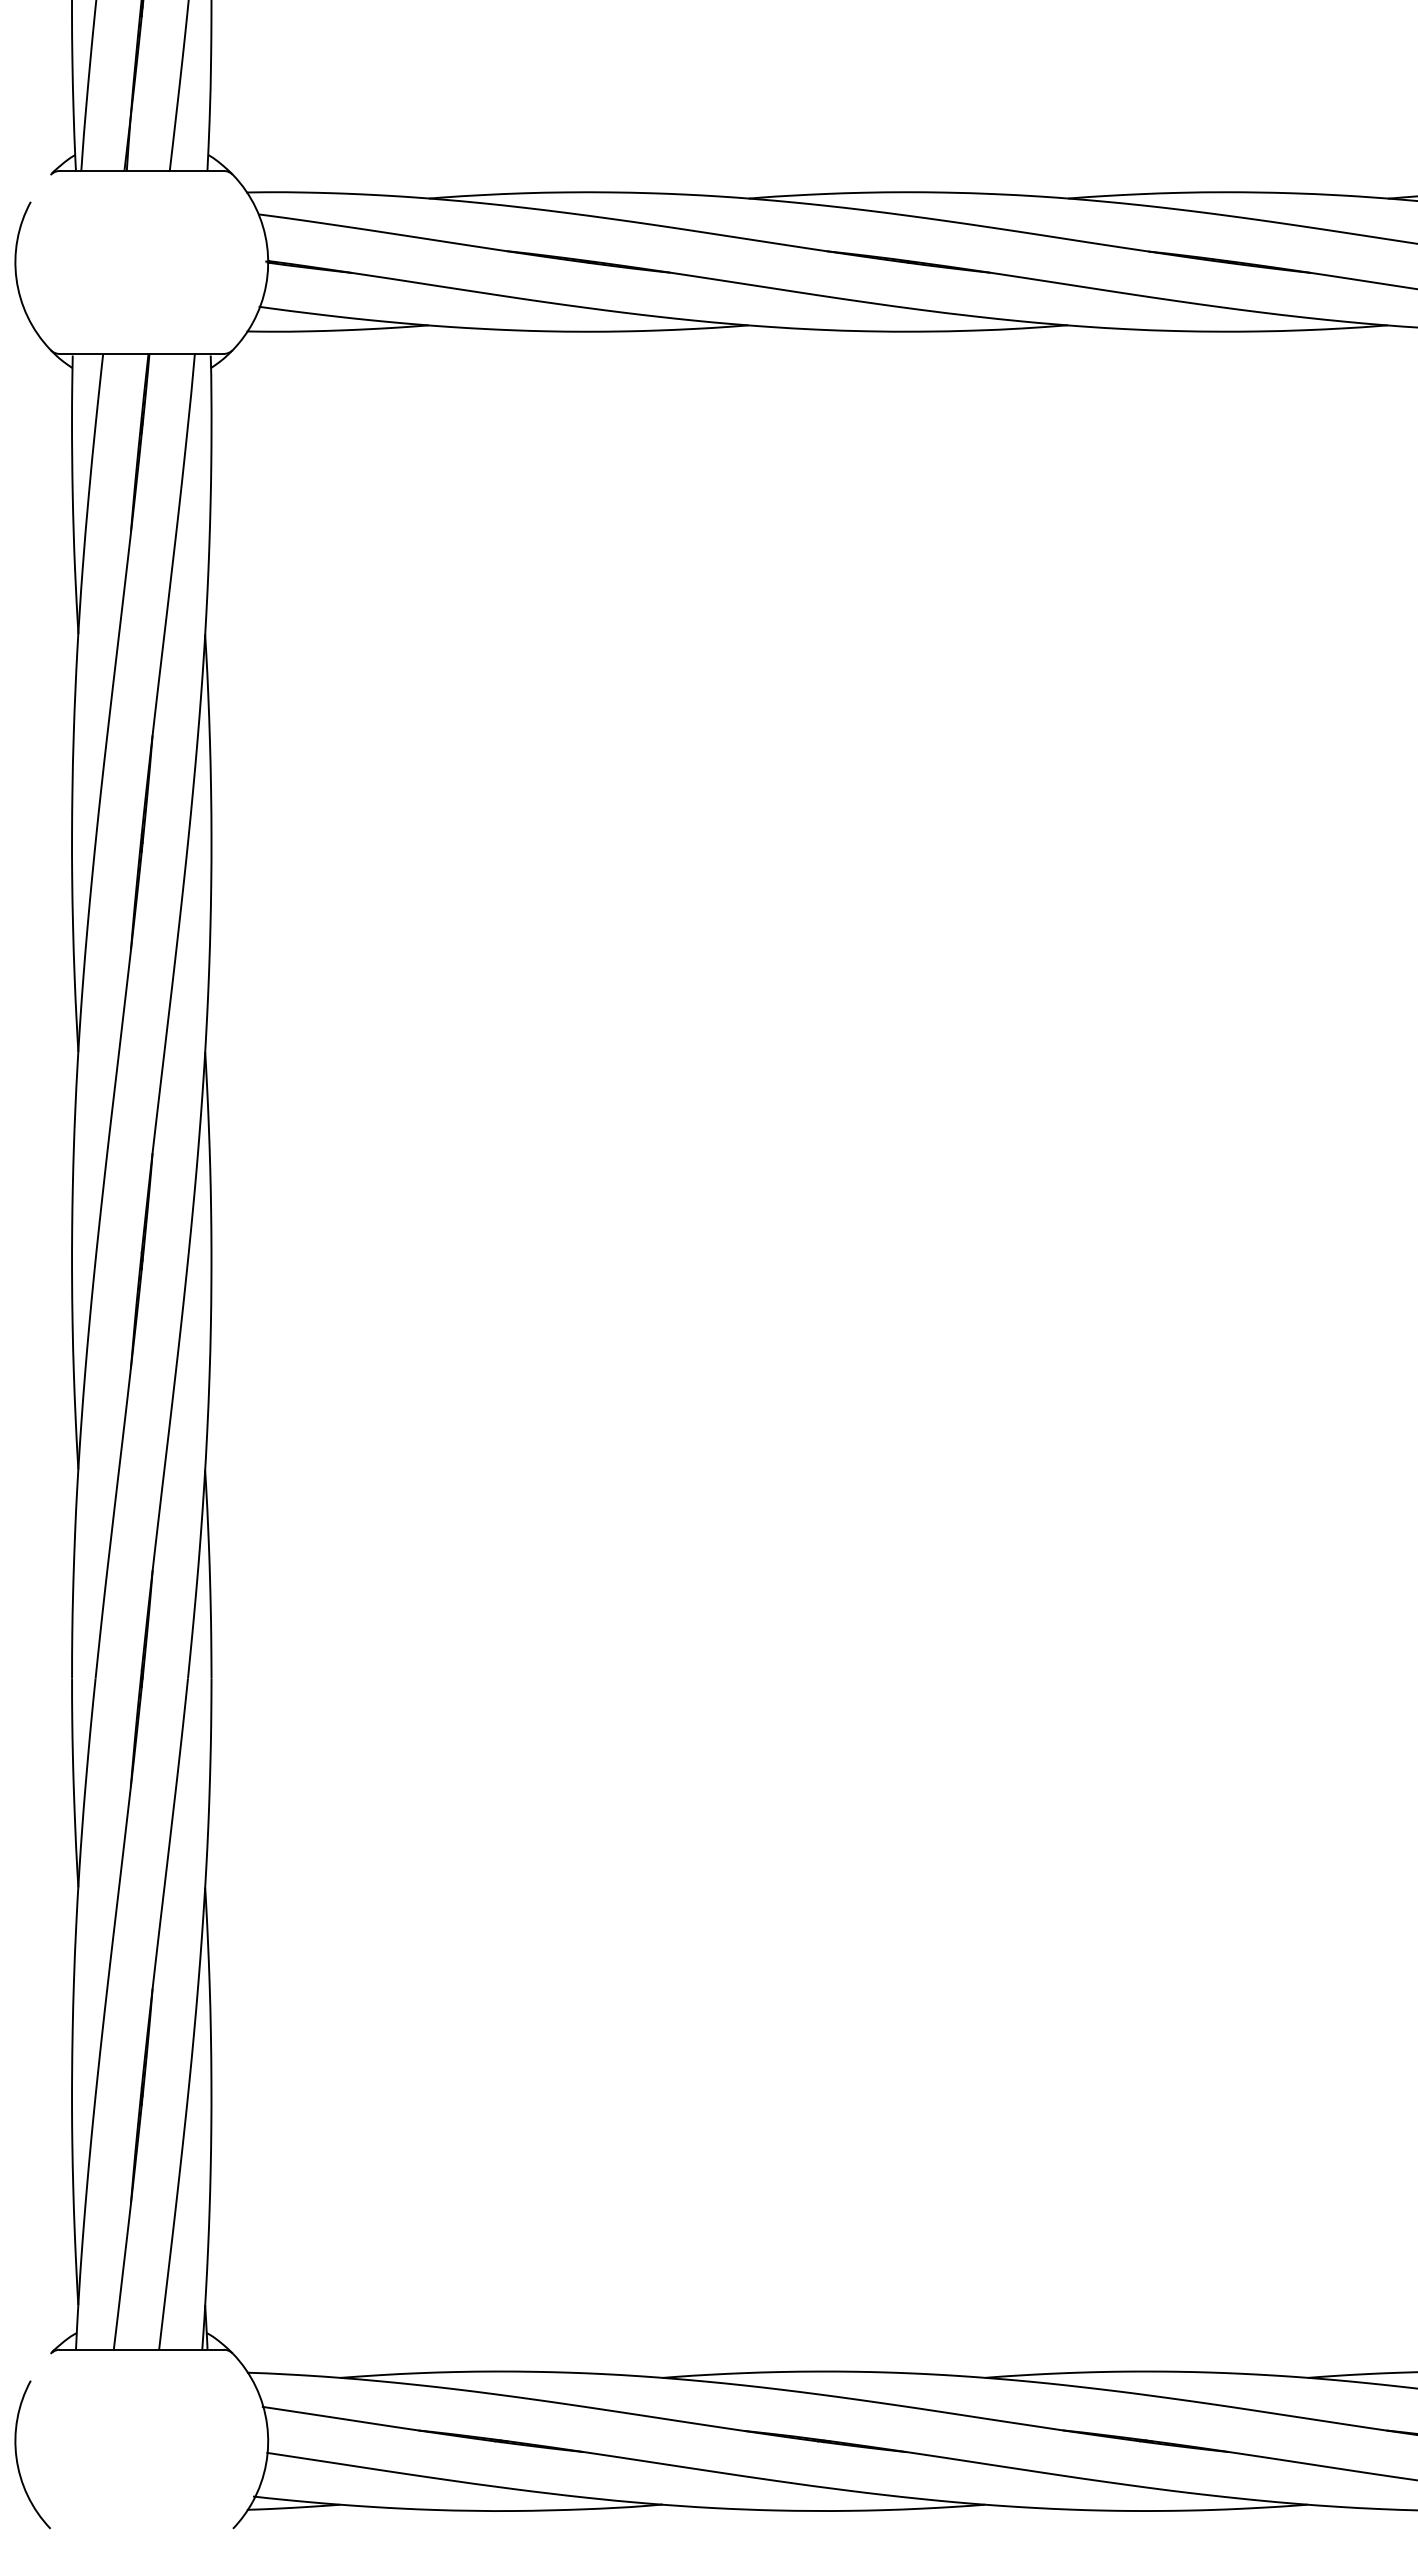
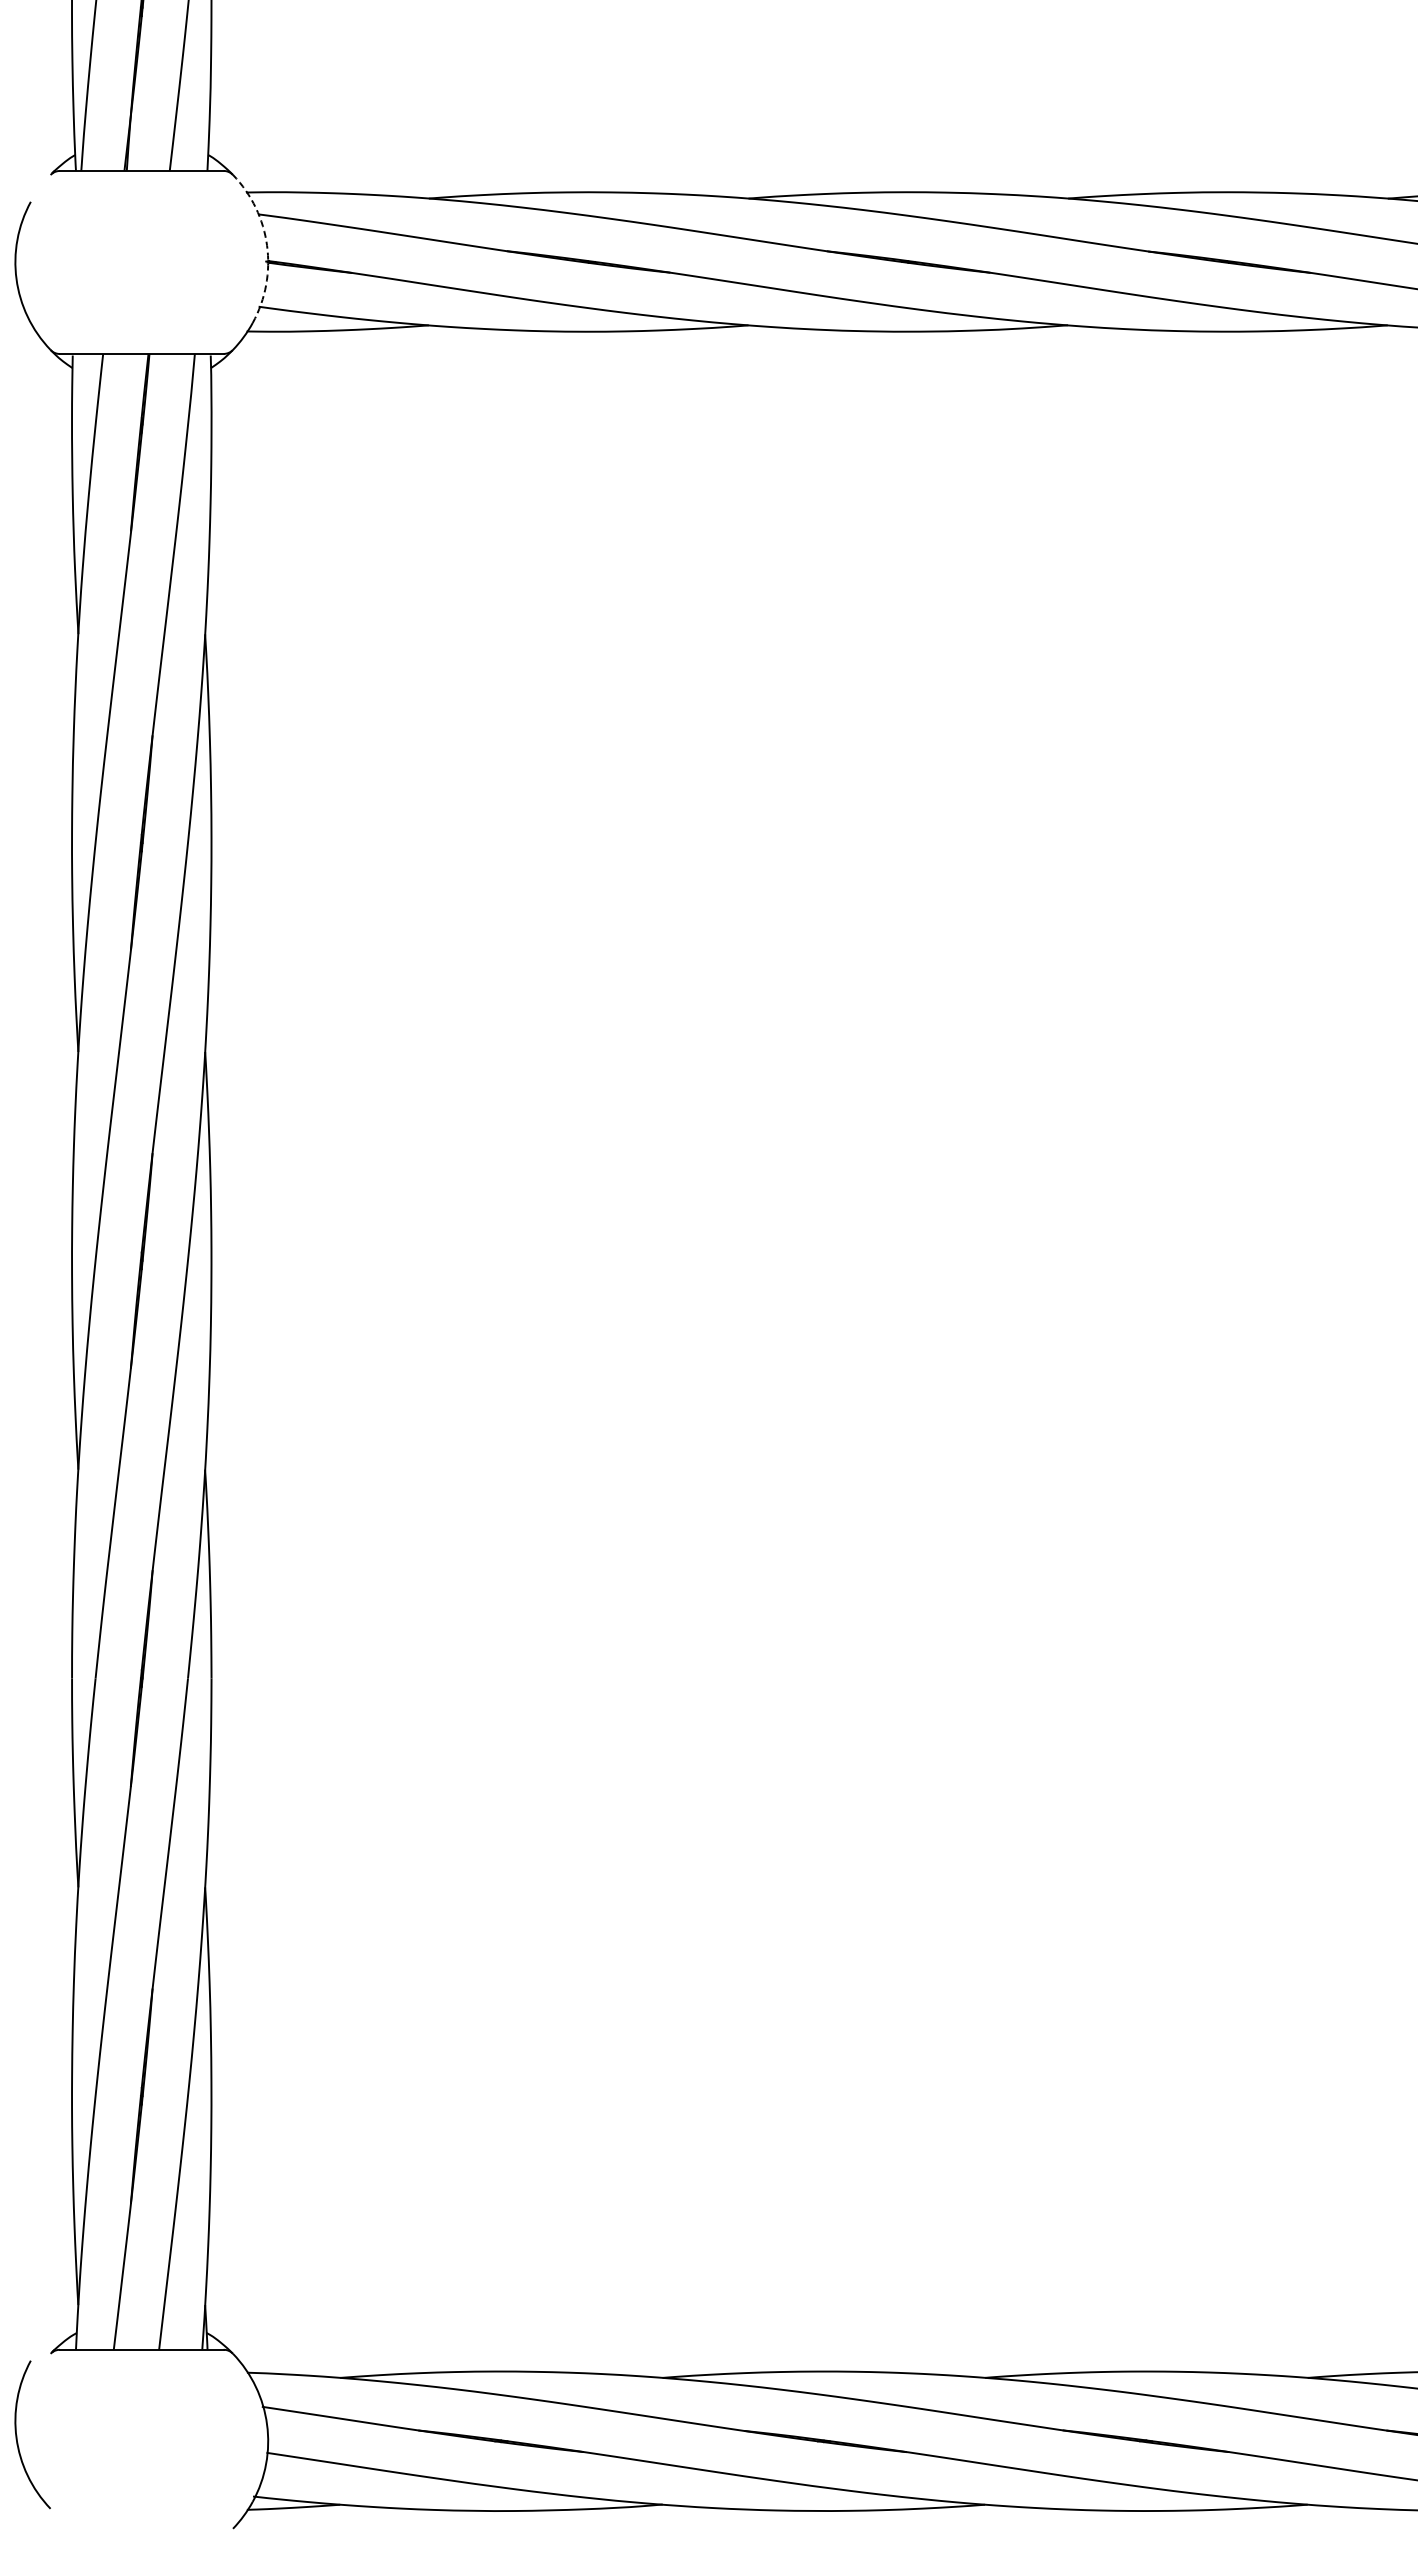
arc: solid -> dashed (267, 245)
arc position: (17, 2455) -> (17, 2435) (17, 2435)
